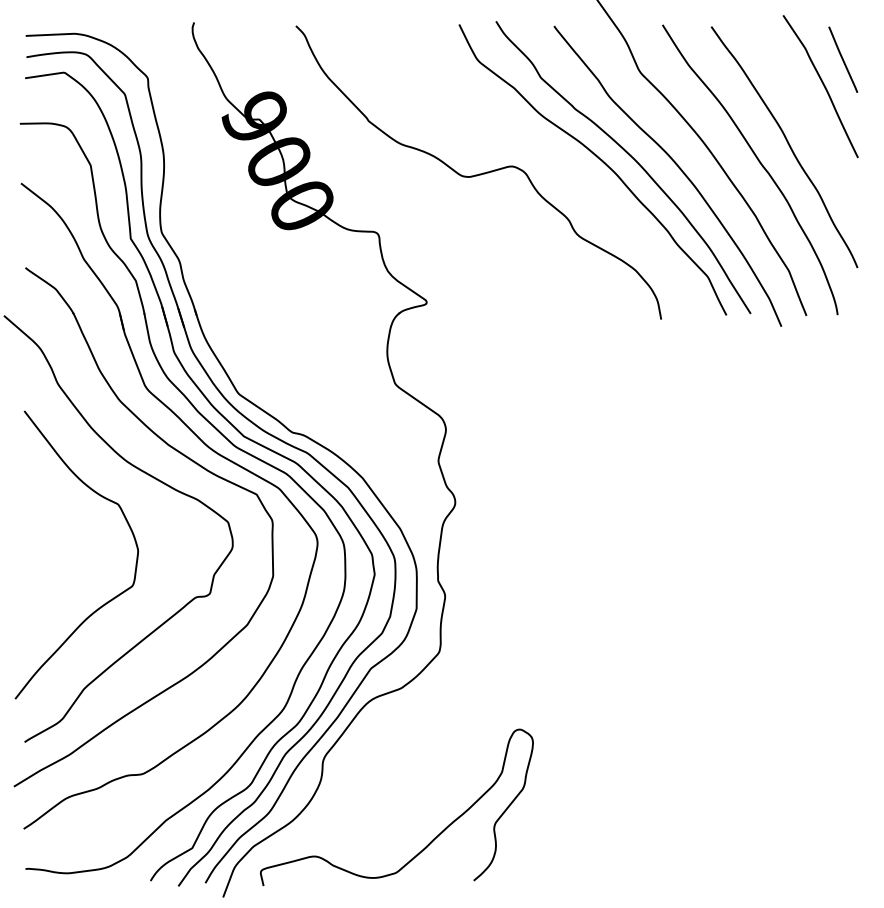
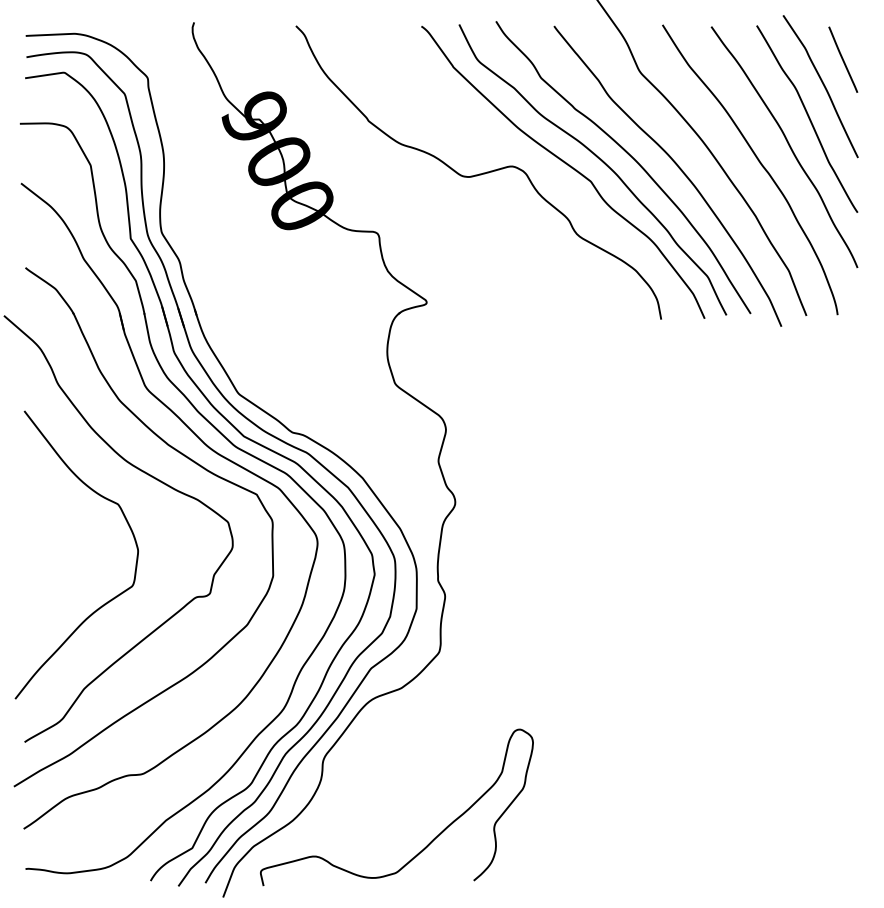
curve: none -> present (808, 118)
curve: none -> present (568, 166)
